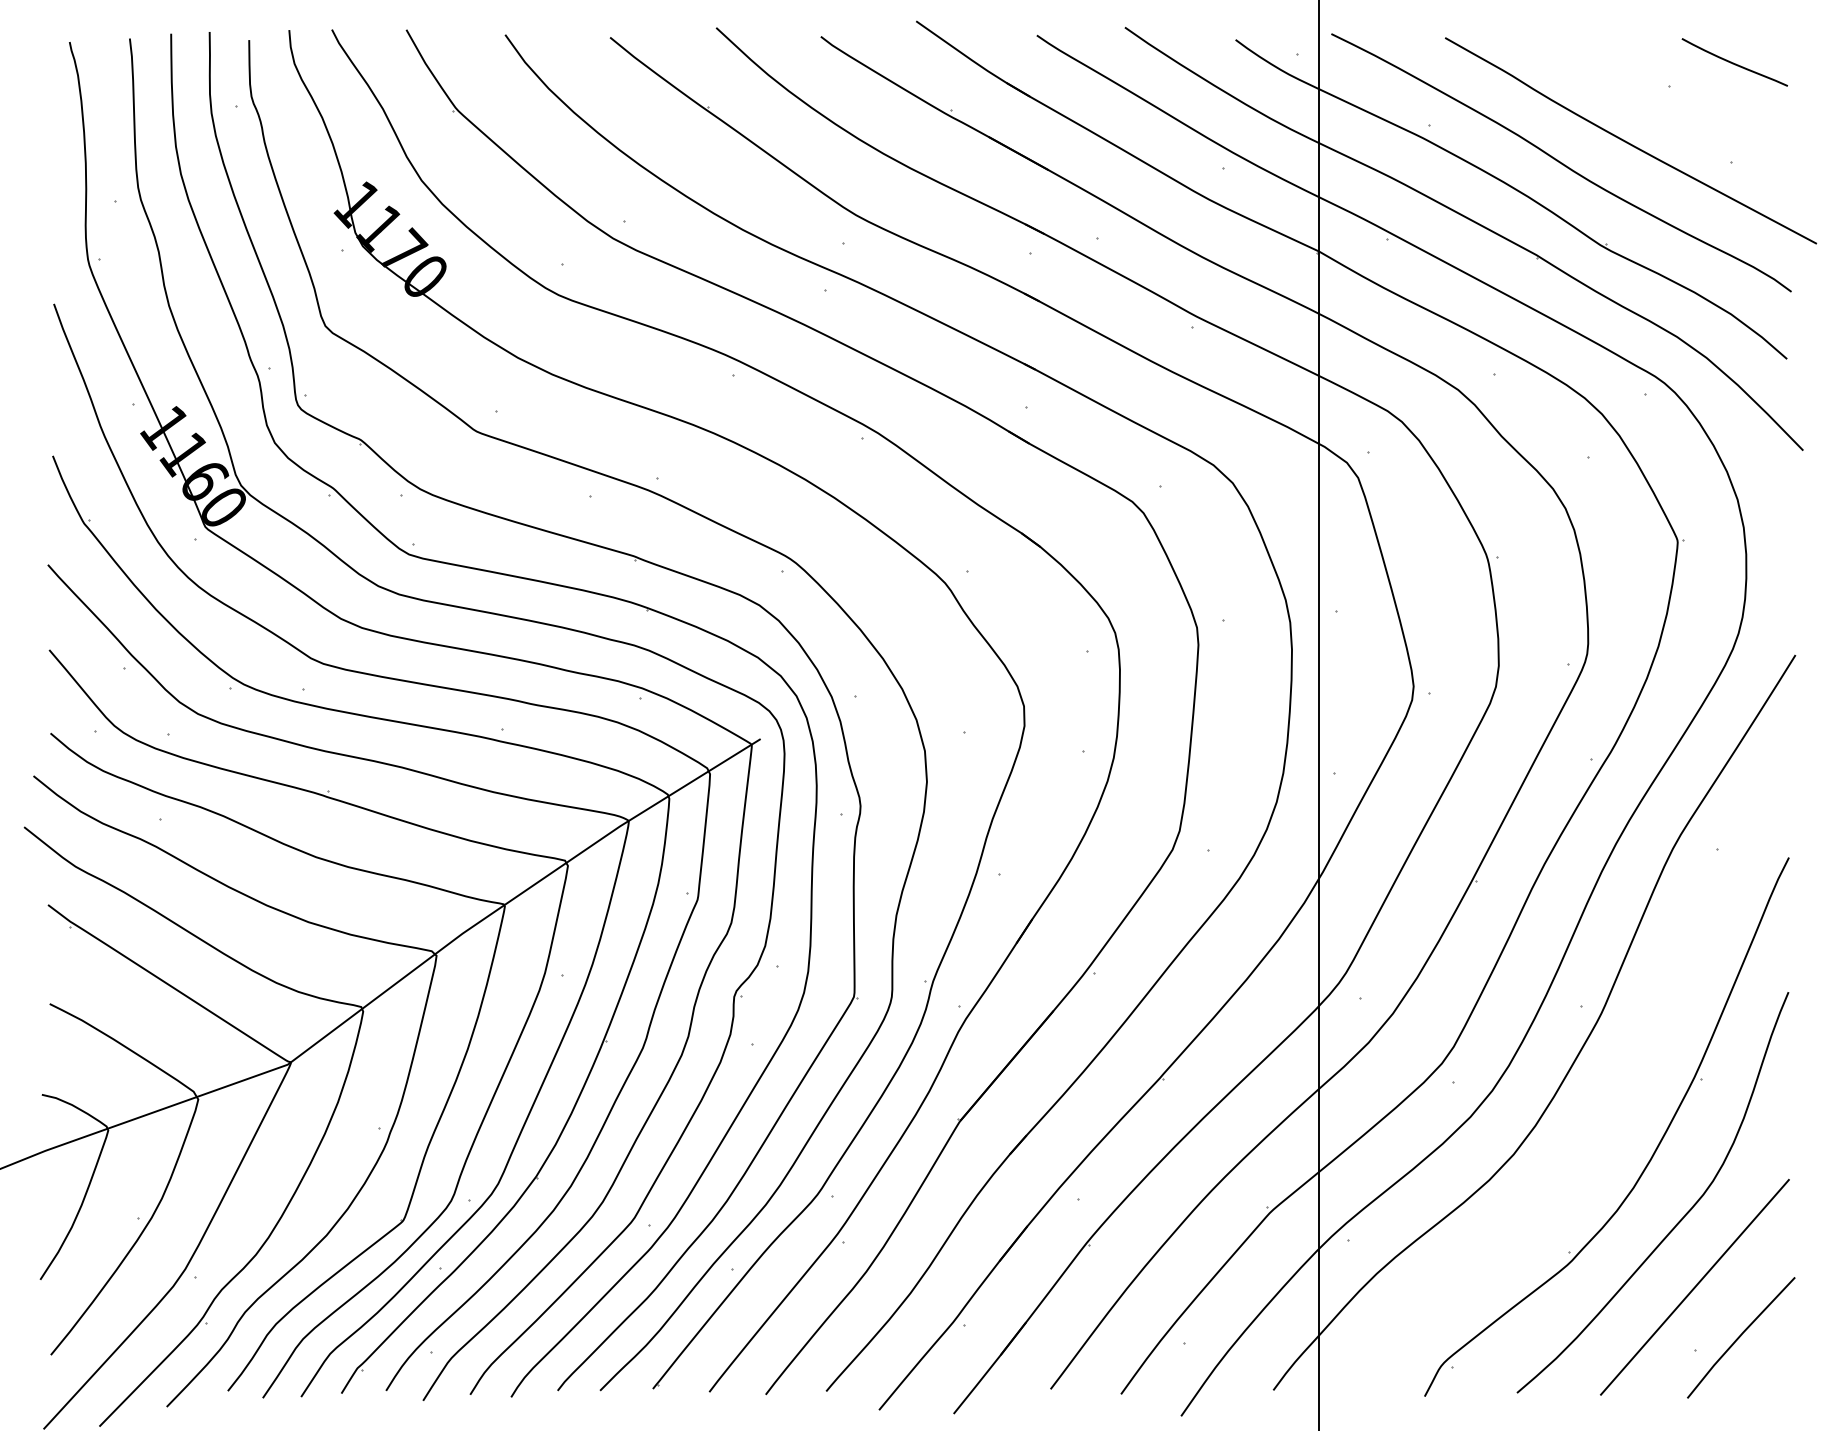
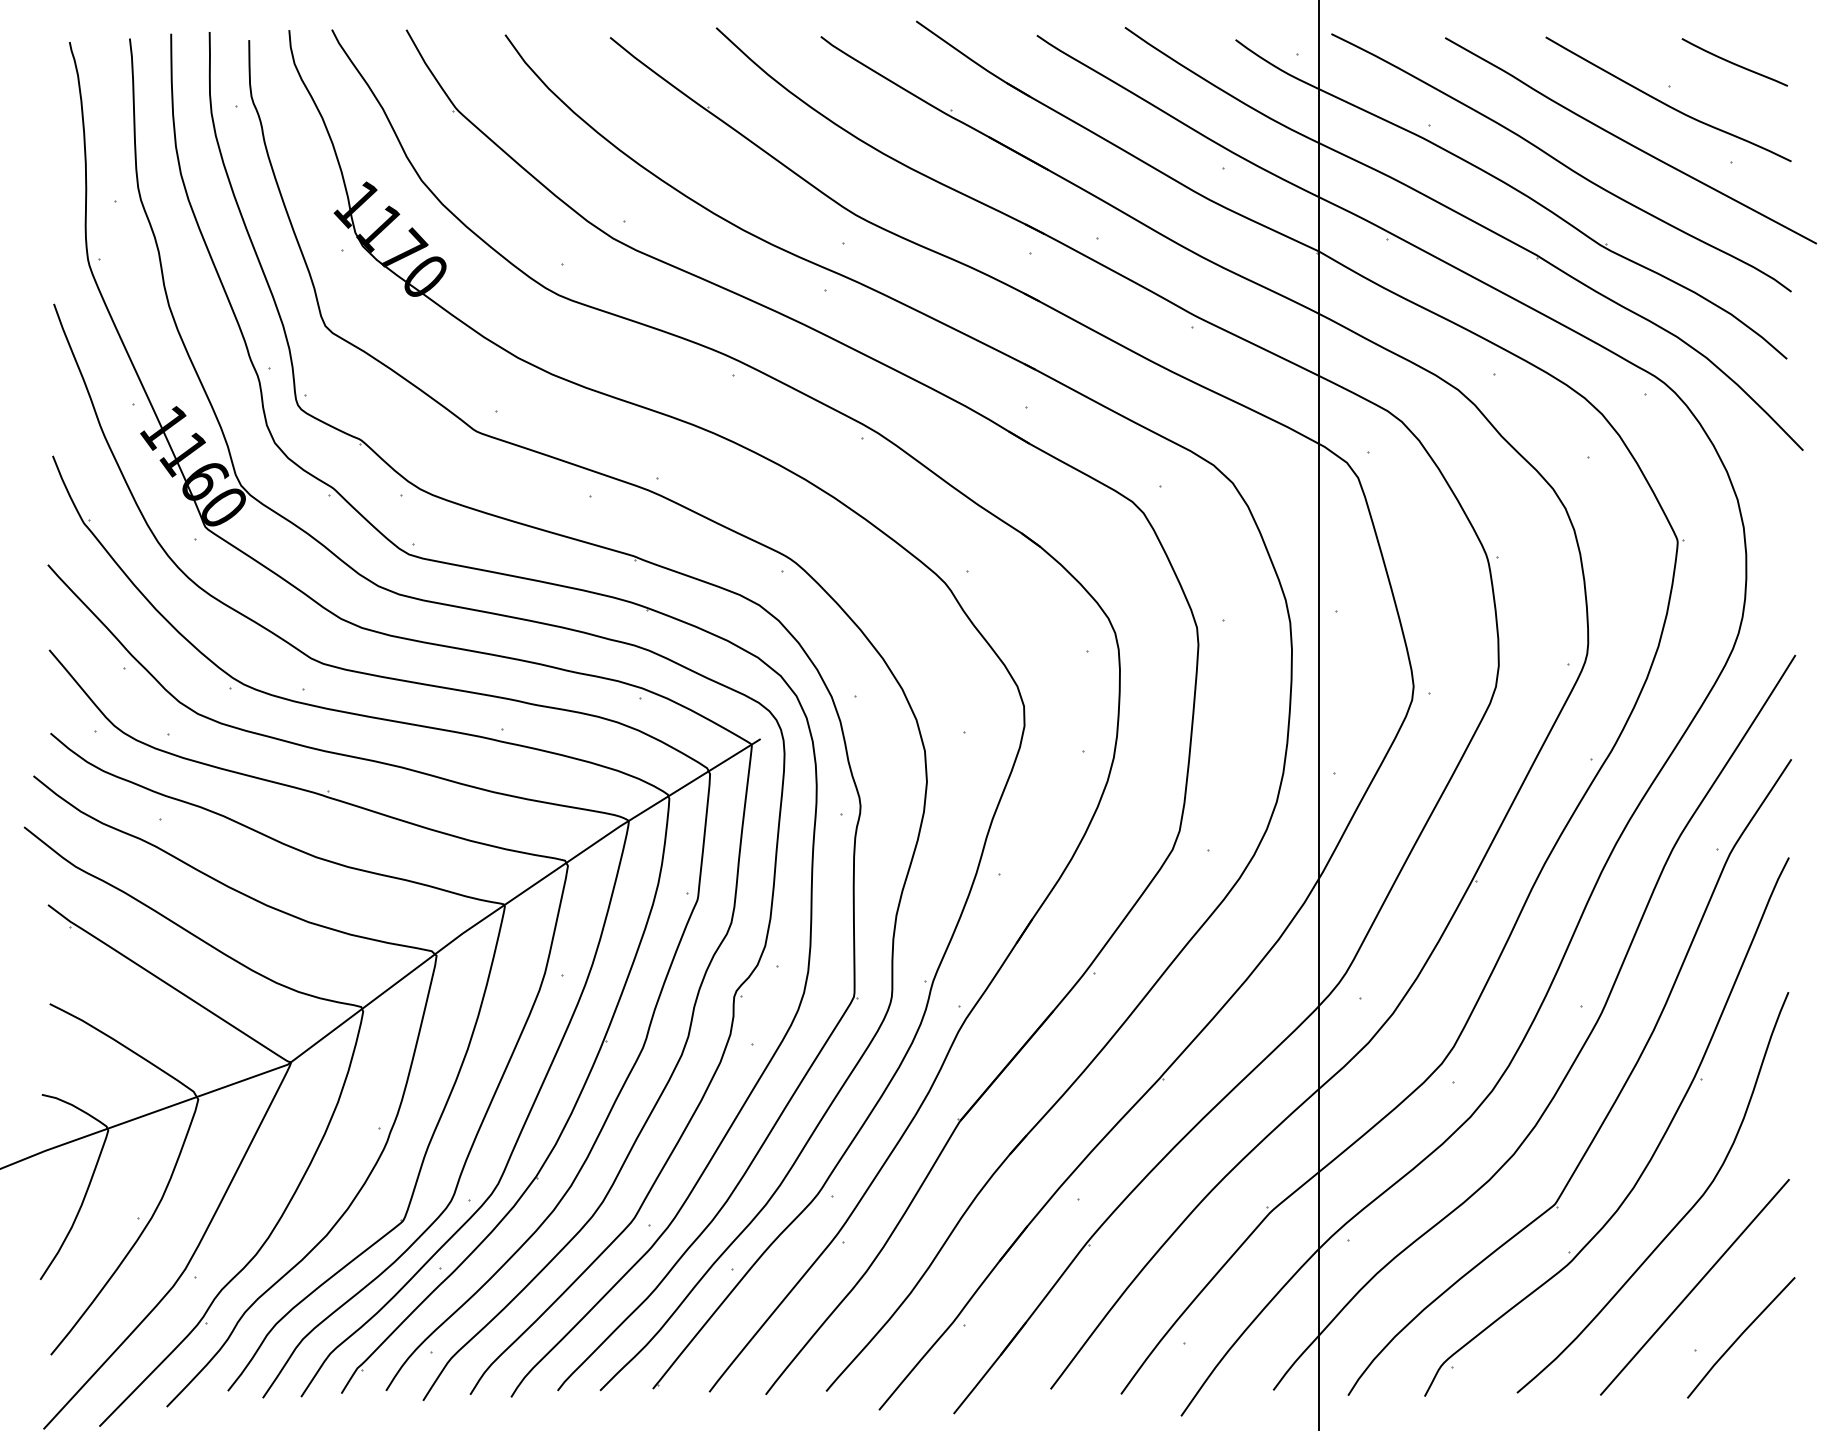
curve: none -> present (1666, 103)
part: none -> present (1614, 1100)
